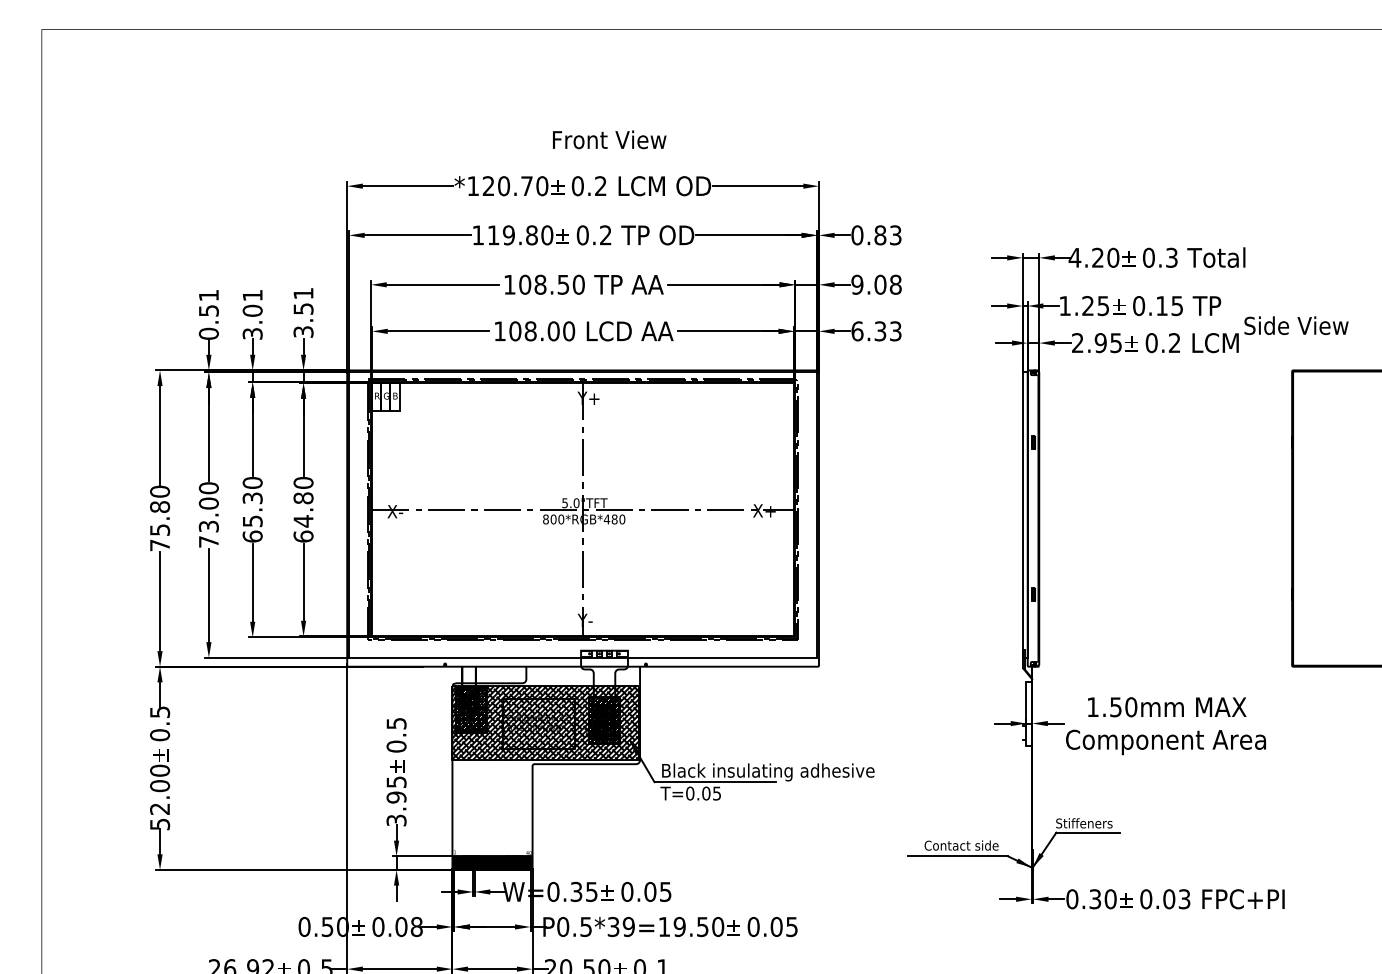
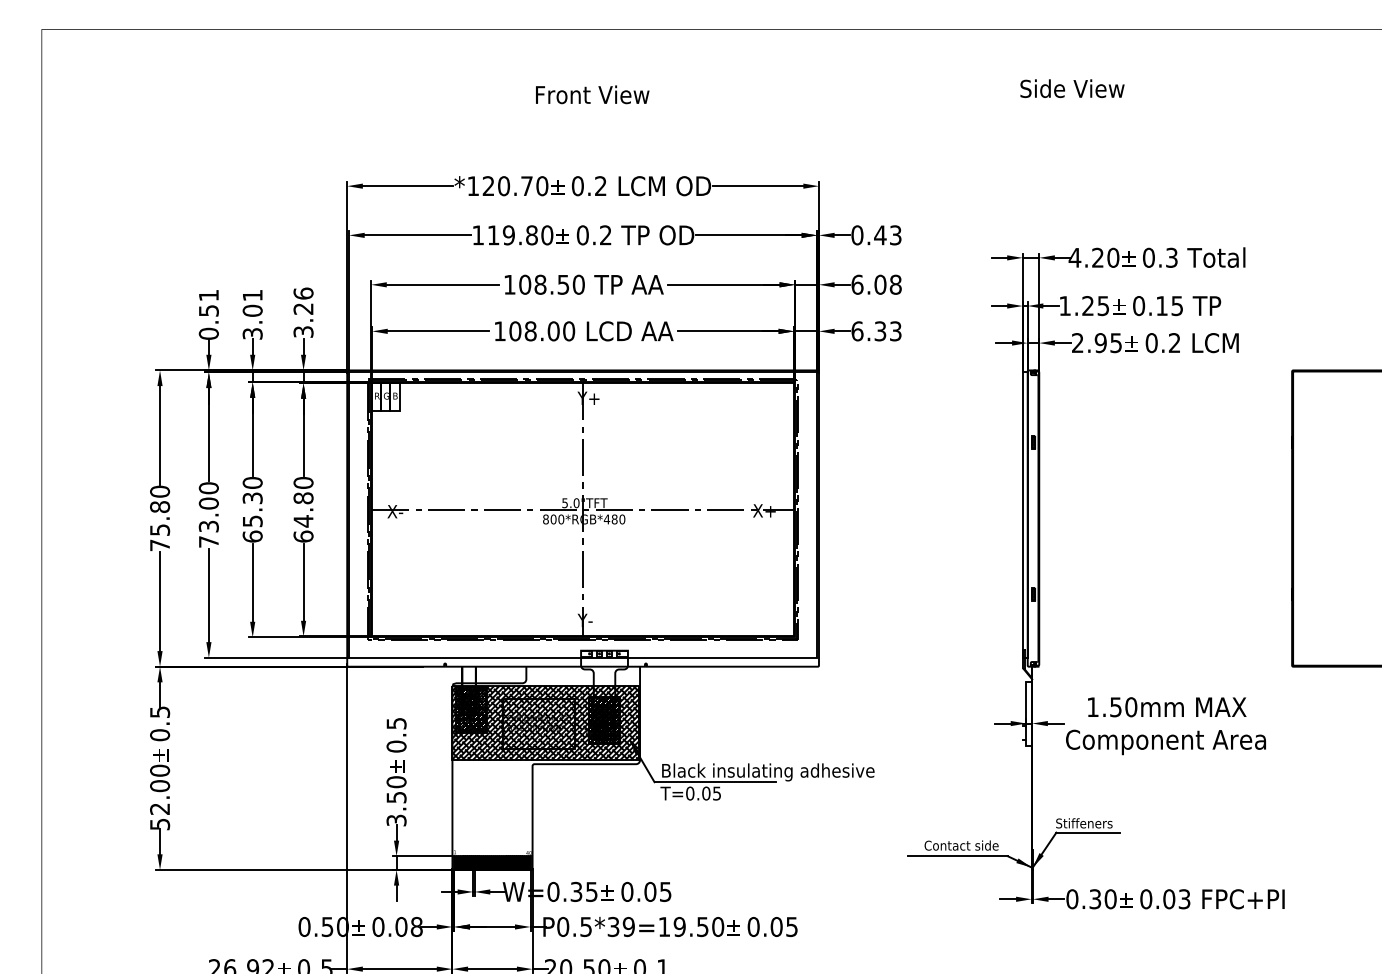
text position: (609, 139) -> (592, 94) (592, 94)
text: 0.83 -> 0.43 (880, 235)
text: 9.08 -> 6.08 (857, 284)
text: 3.51 -> 3.26 (303, 300)
text position: (1296, 325) -> (1072, 88) (1072, 88)
text: 3.95 -> 3.50 (396, 789)
